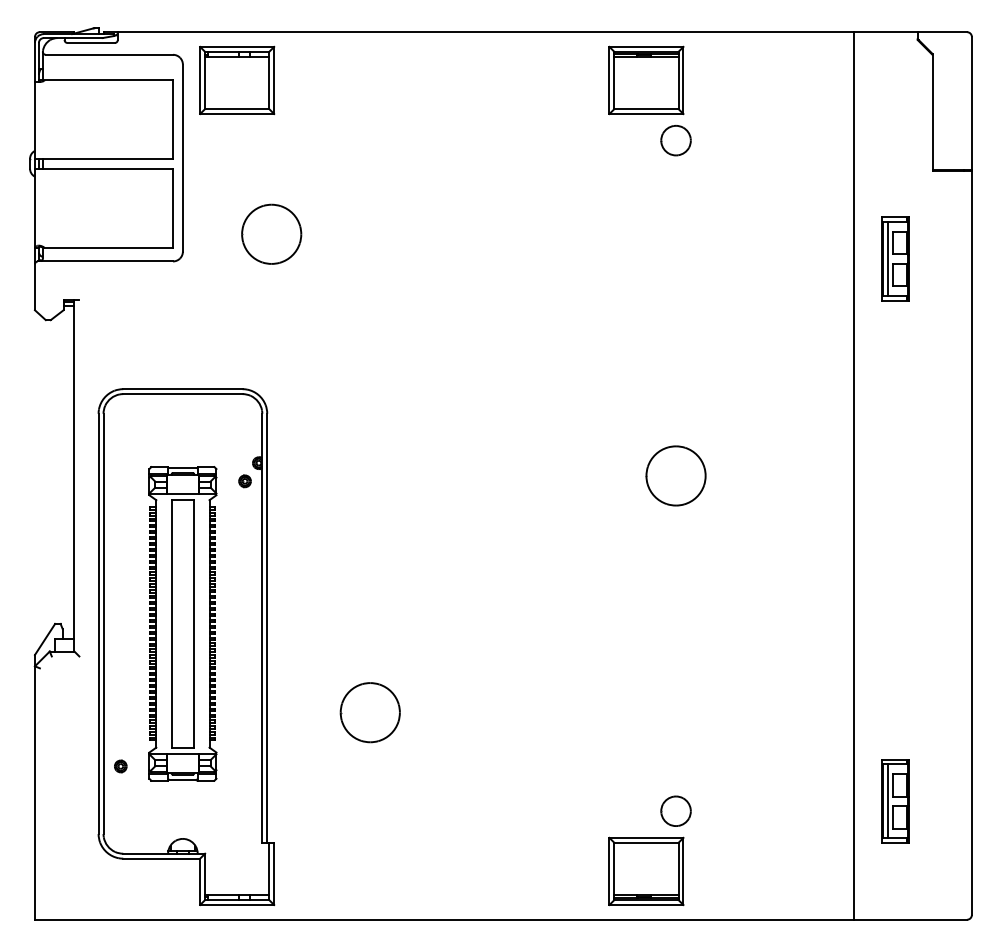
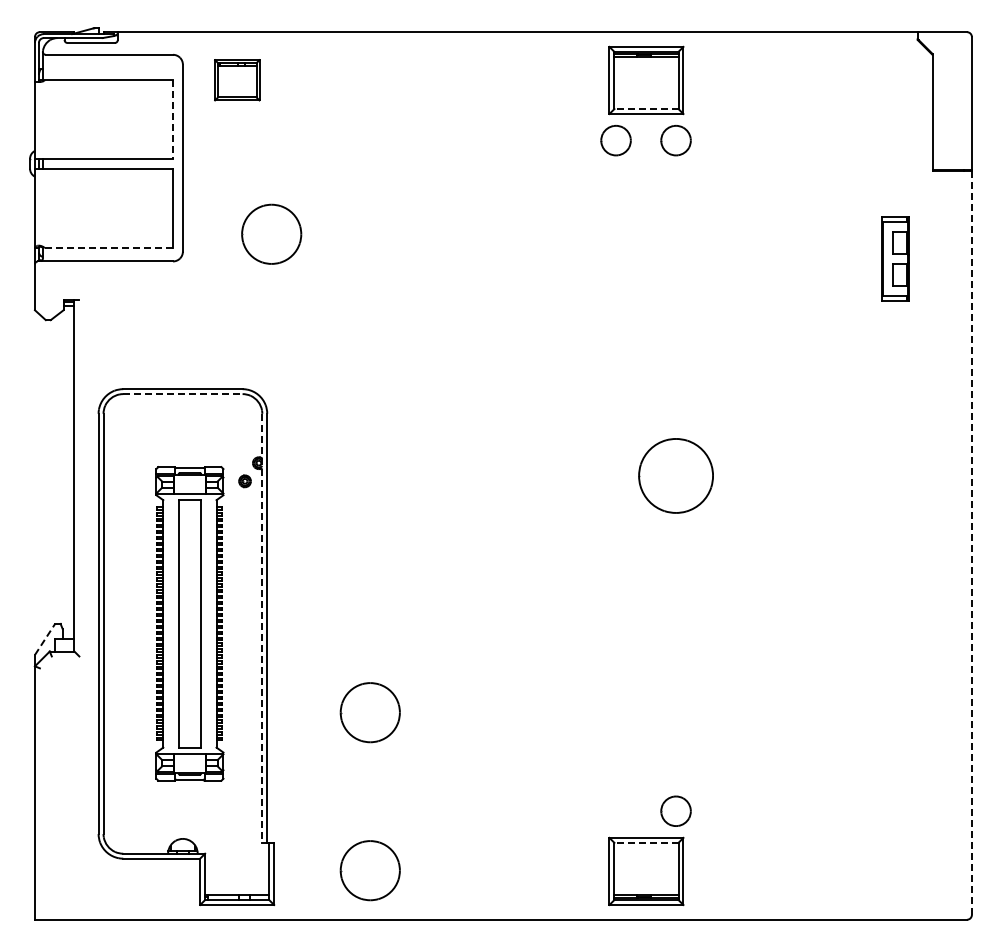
part size: 77x70 px -> 47x43 px (237, 80)
line: solid -> dashed (645, 109)
line: solid -> dashed (173, 119)
part: none -> present (615, 140)
line: solid -> dashed (108, 247)
line: present -> none (888, 258)
line: solid -> dashed (182, 394)
part size: 62x62 px -> 76x76 px (675, 475)
line: present -> none (853, 475)
line: solid -> dashed (971, 543)
part position: (182, 623) -> (189, 623) (189, 623)
line: solid -> dashed (262, 628)
line: solid -> dashed (45, 639)
part: present -> none (120, 766)
part: present -> none (895, 801)
line: solid -> dashed (645, 842)
part: none -> present (369, 870)
